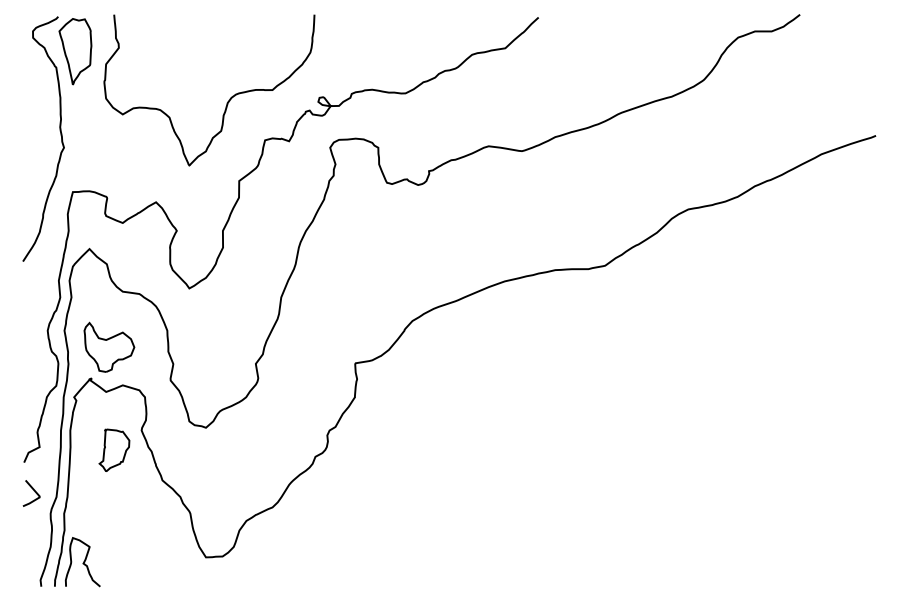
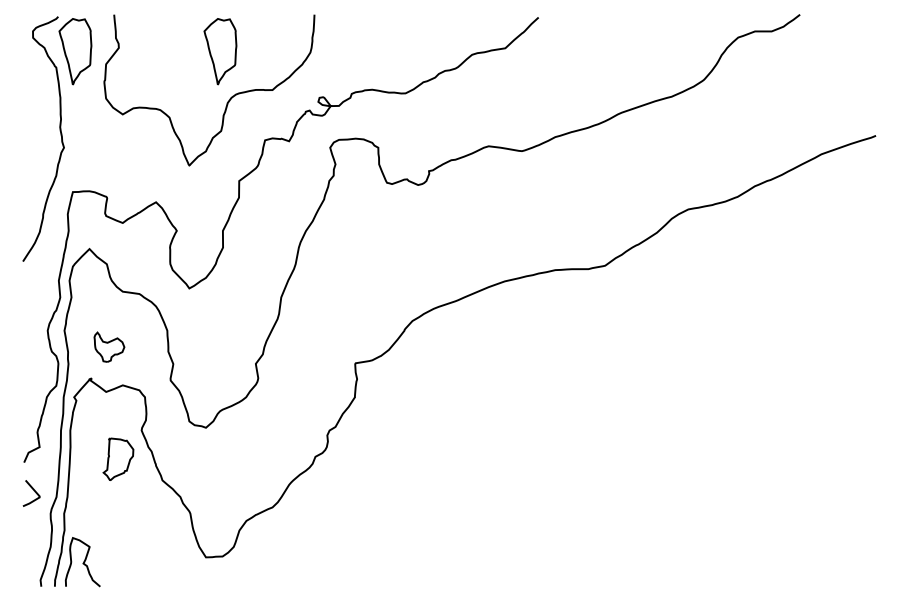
part: none -> present (220, 51)
part size: 53x52 px -> 33x32 px (109, 346)
part position: (114, 449) -> (118, 458) (118, 458)
